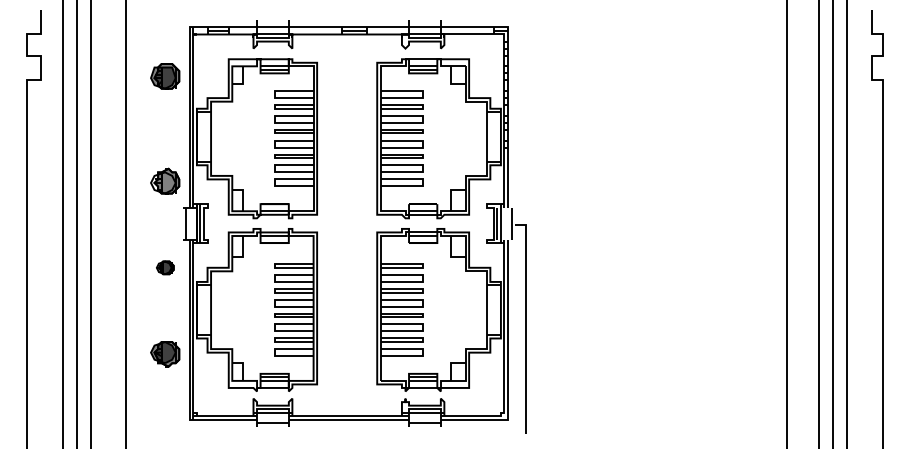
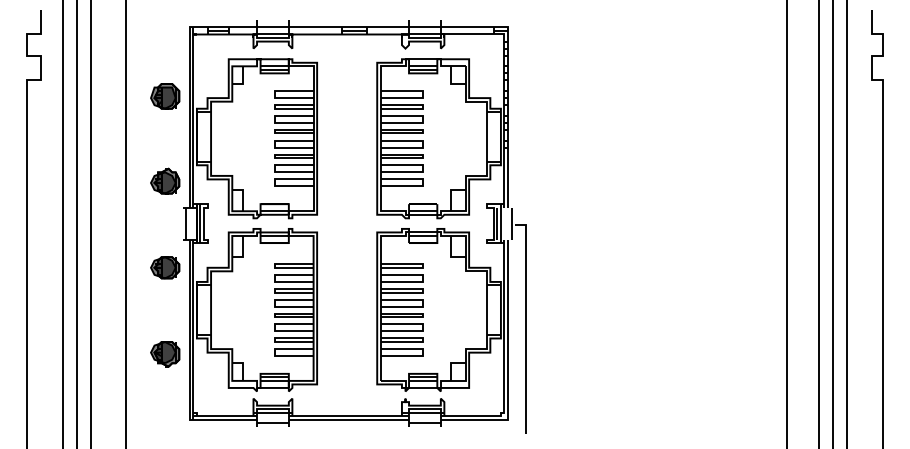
part position: (165, 76) -> (165, 96) (165, 96)
fill: none -> present (163, 182)
part size: 19x16 px -> 31x24 px (165, 267)
